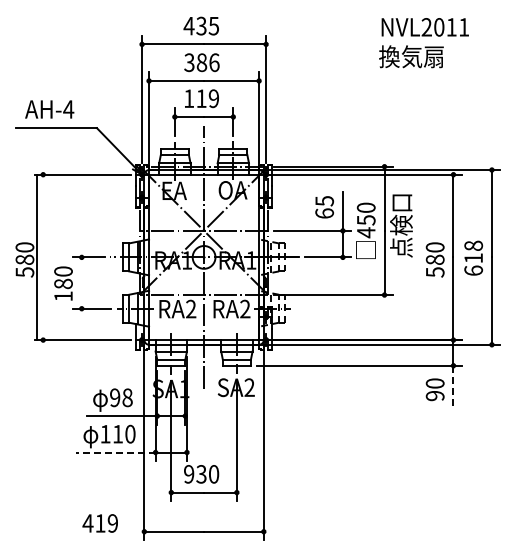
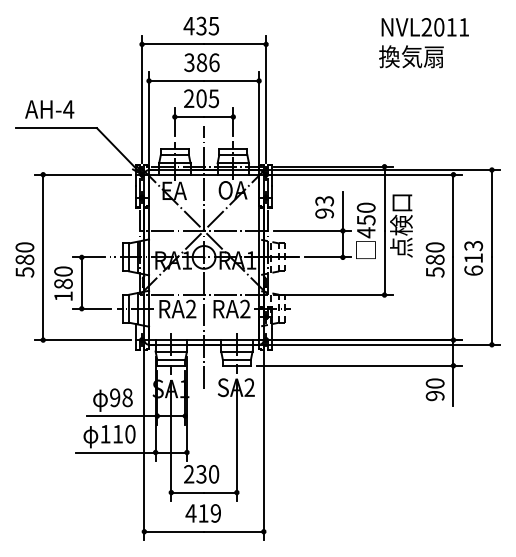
text: 119 -> 205 (201, 98)
text: 65 -> 93 (324, 207)
text: 618 -> 613 (473, 245)
line position: (37, 257) -> (43, 257) (43, 257)
line: none -> present (81, 282)
line: dashed -> solid (453, 386)
line: dashed -> solid (115, 452)
text: 930 -> 230 (189, 474)
text position: (99, 523) -> (202, 513) (202, 513)
